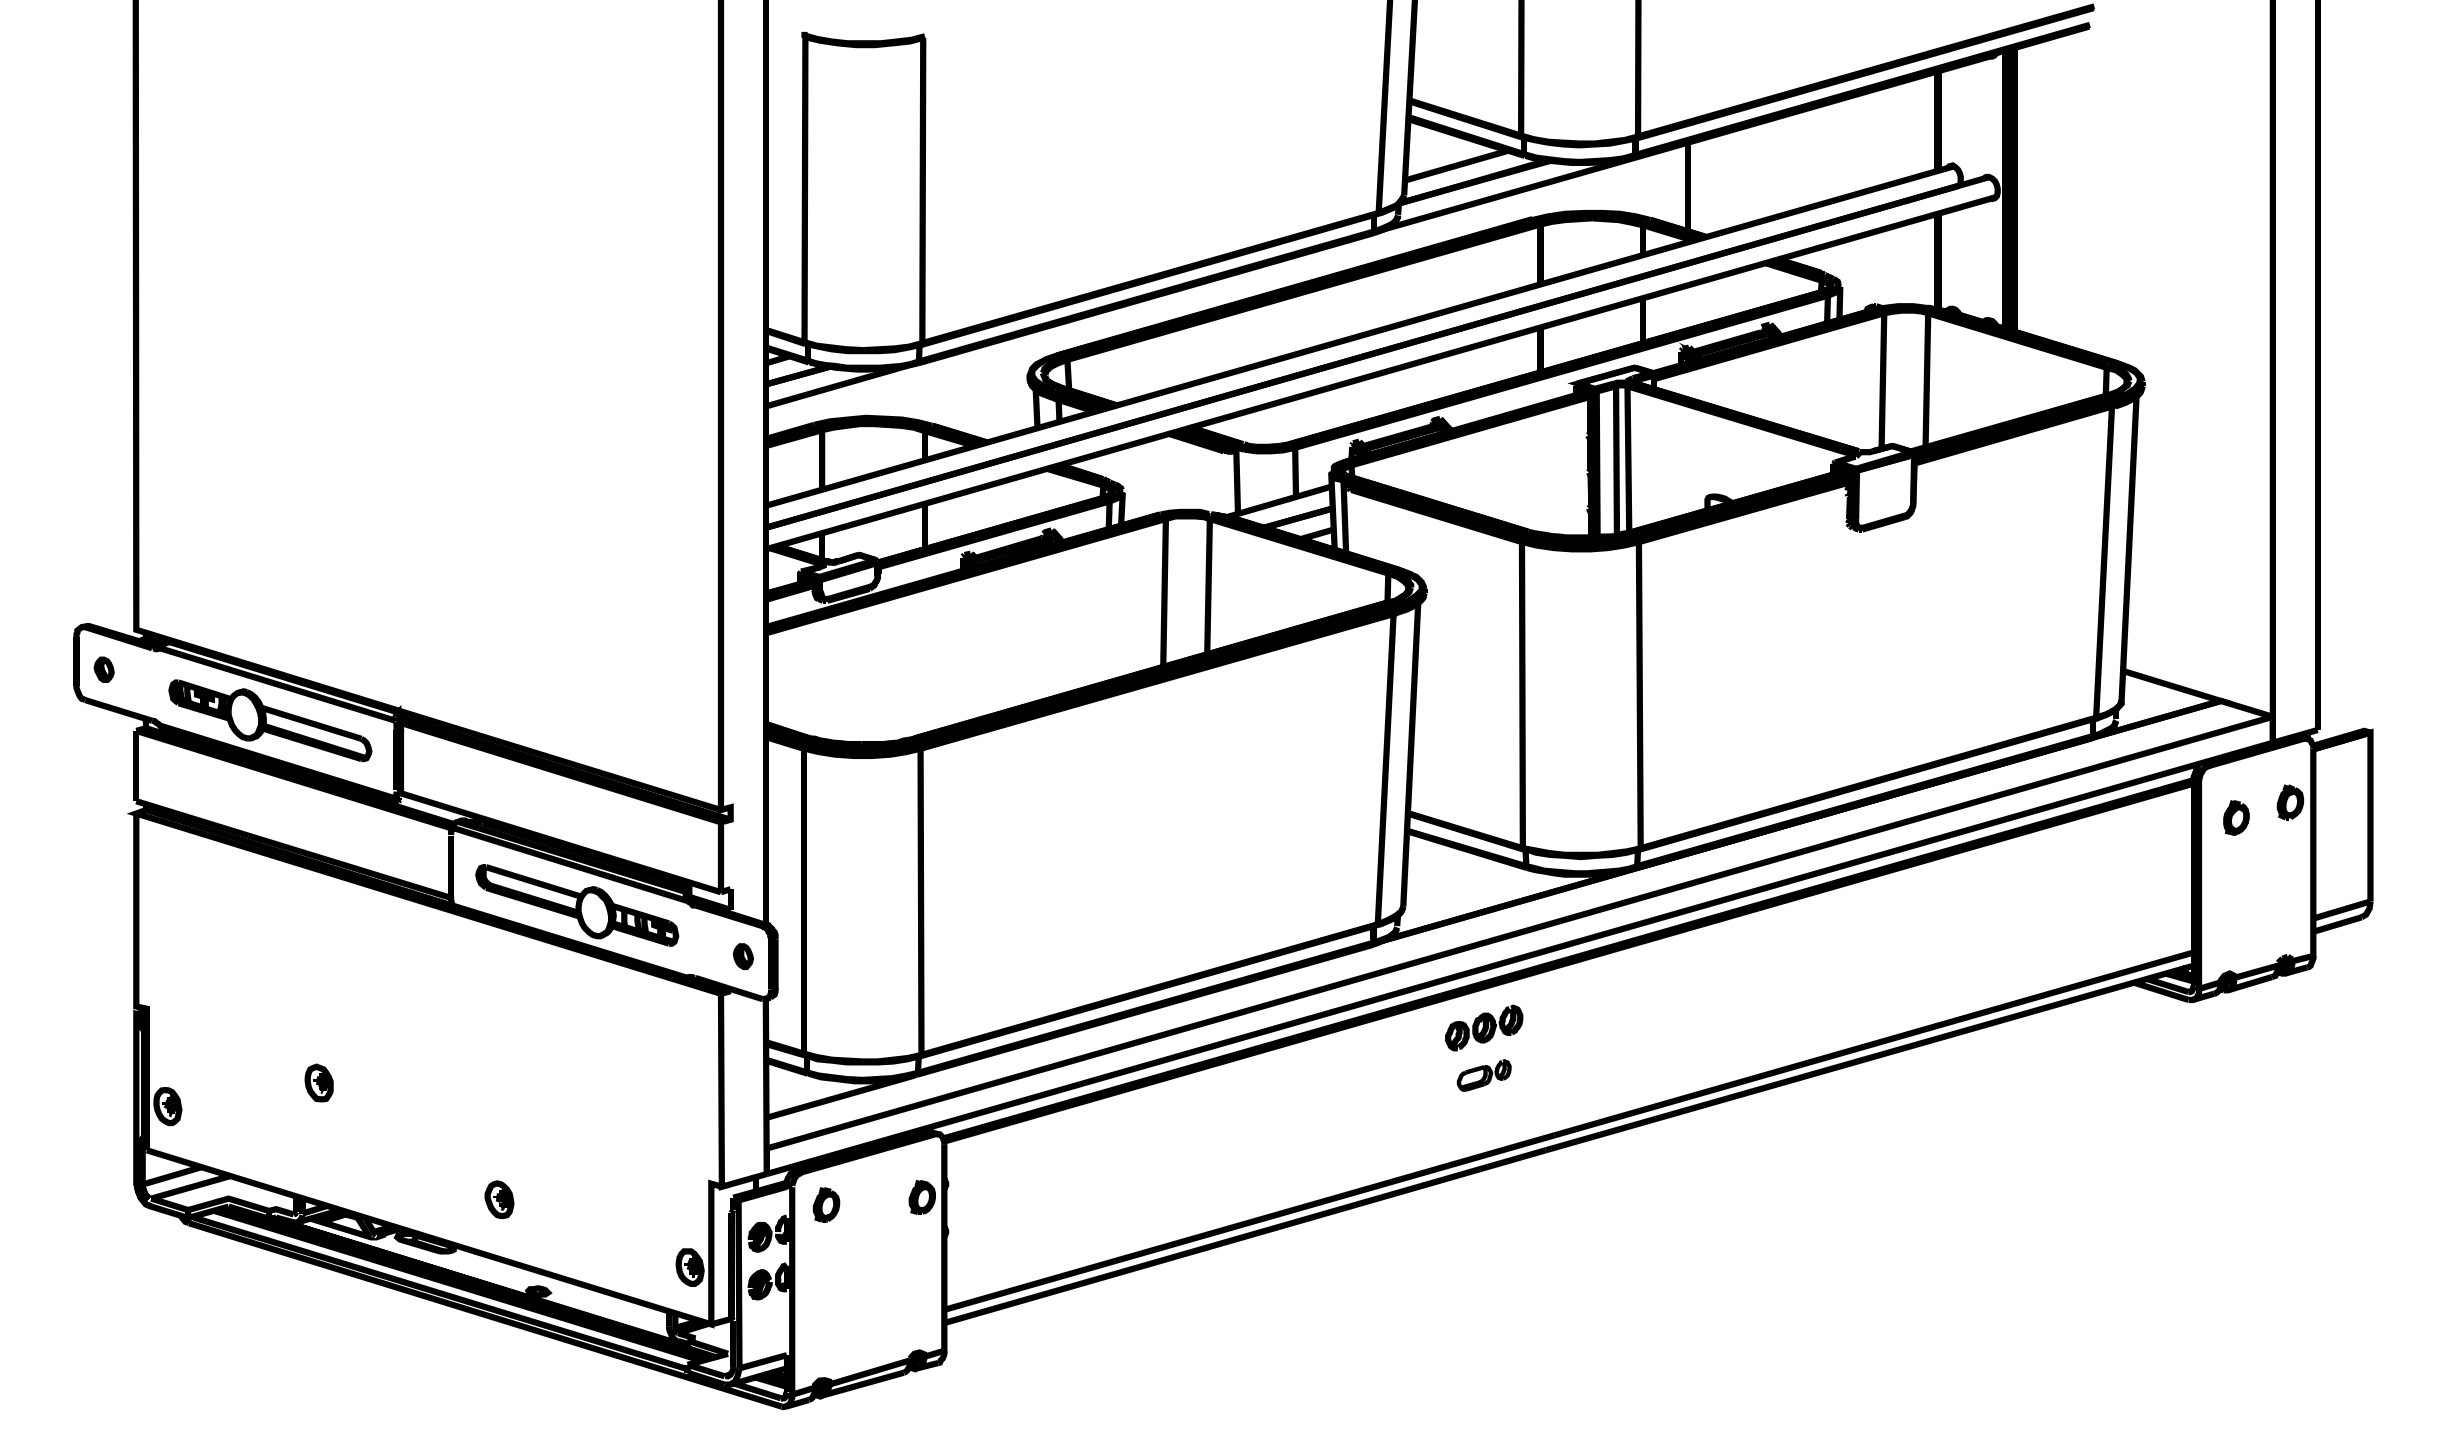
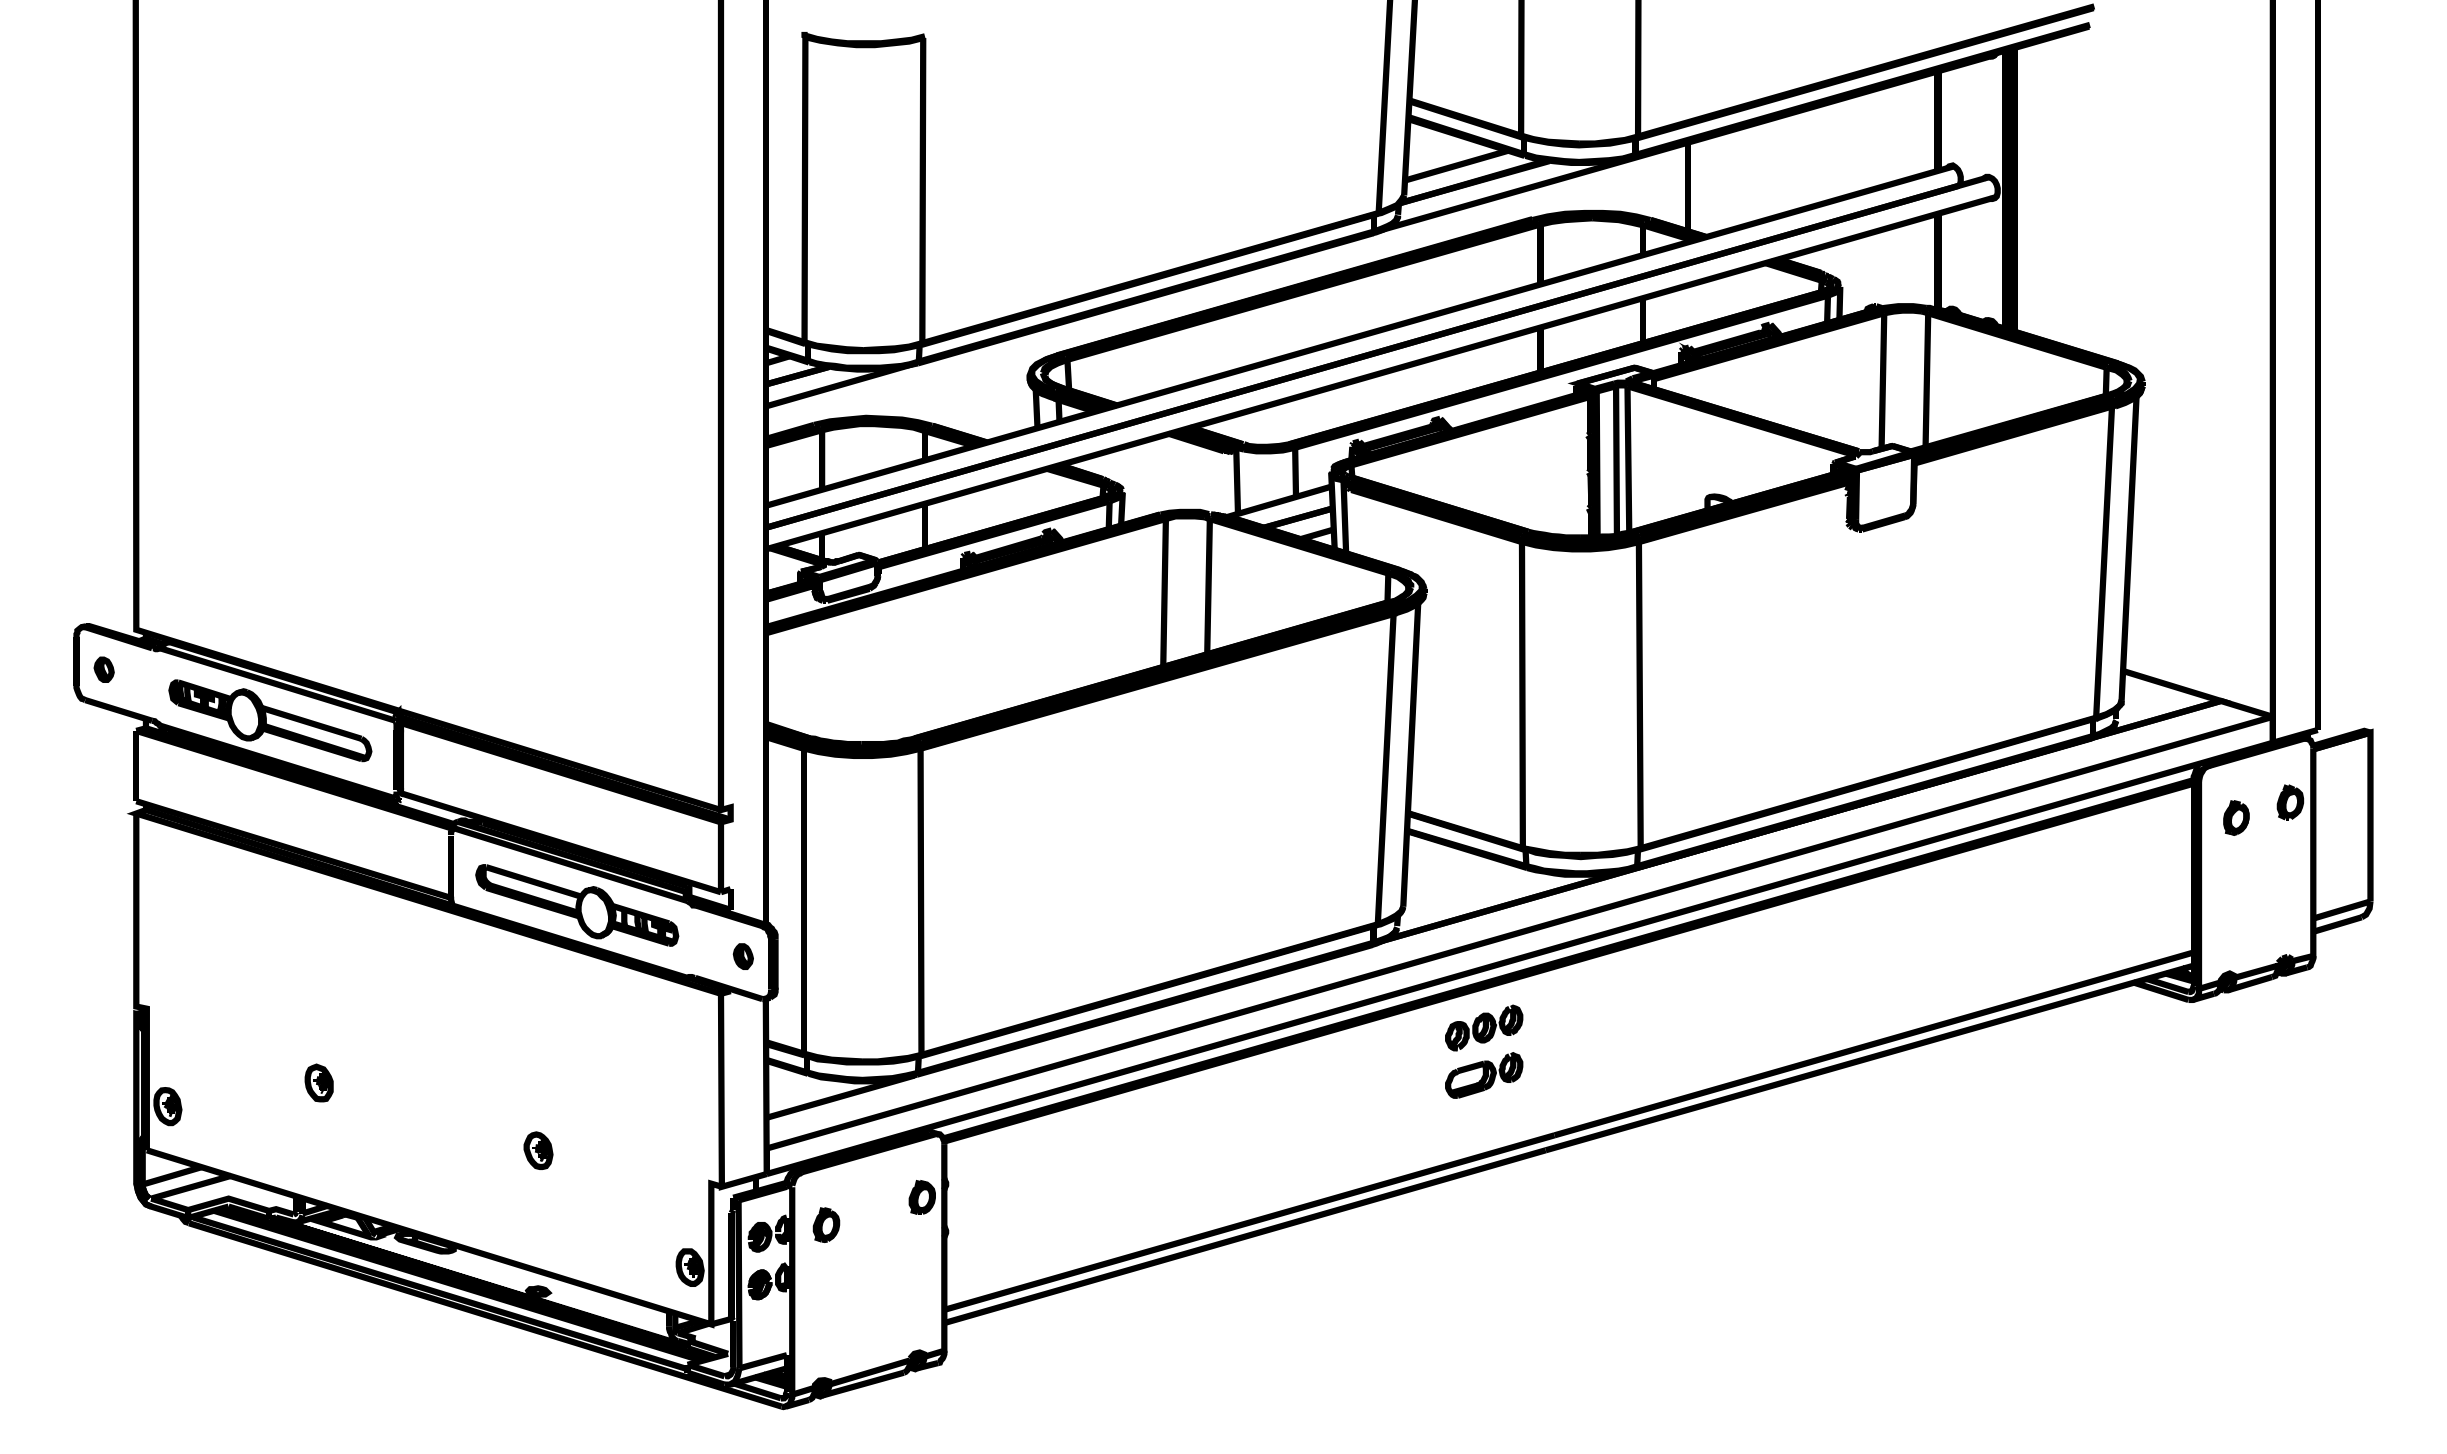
part size: 56x33 px -> 79x47 px (1484, 1075)
part position: (499, 1199) -> (538, 1150) (538, 1150)
part position: (826, 1204) -> (826, 1224) (826, 1224)
